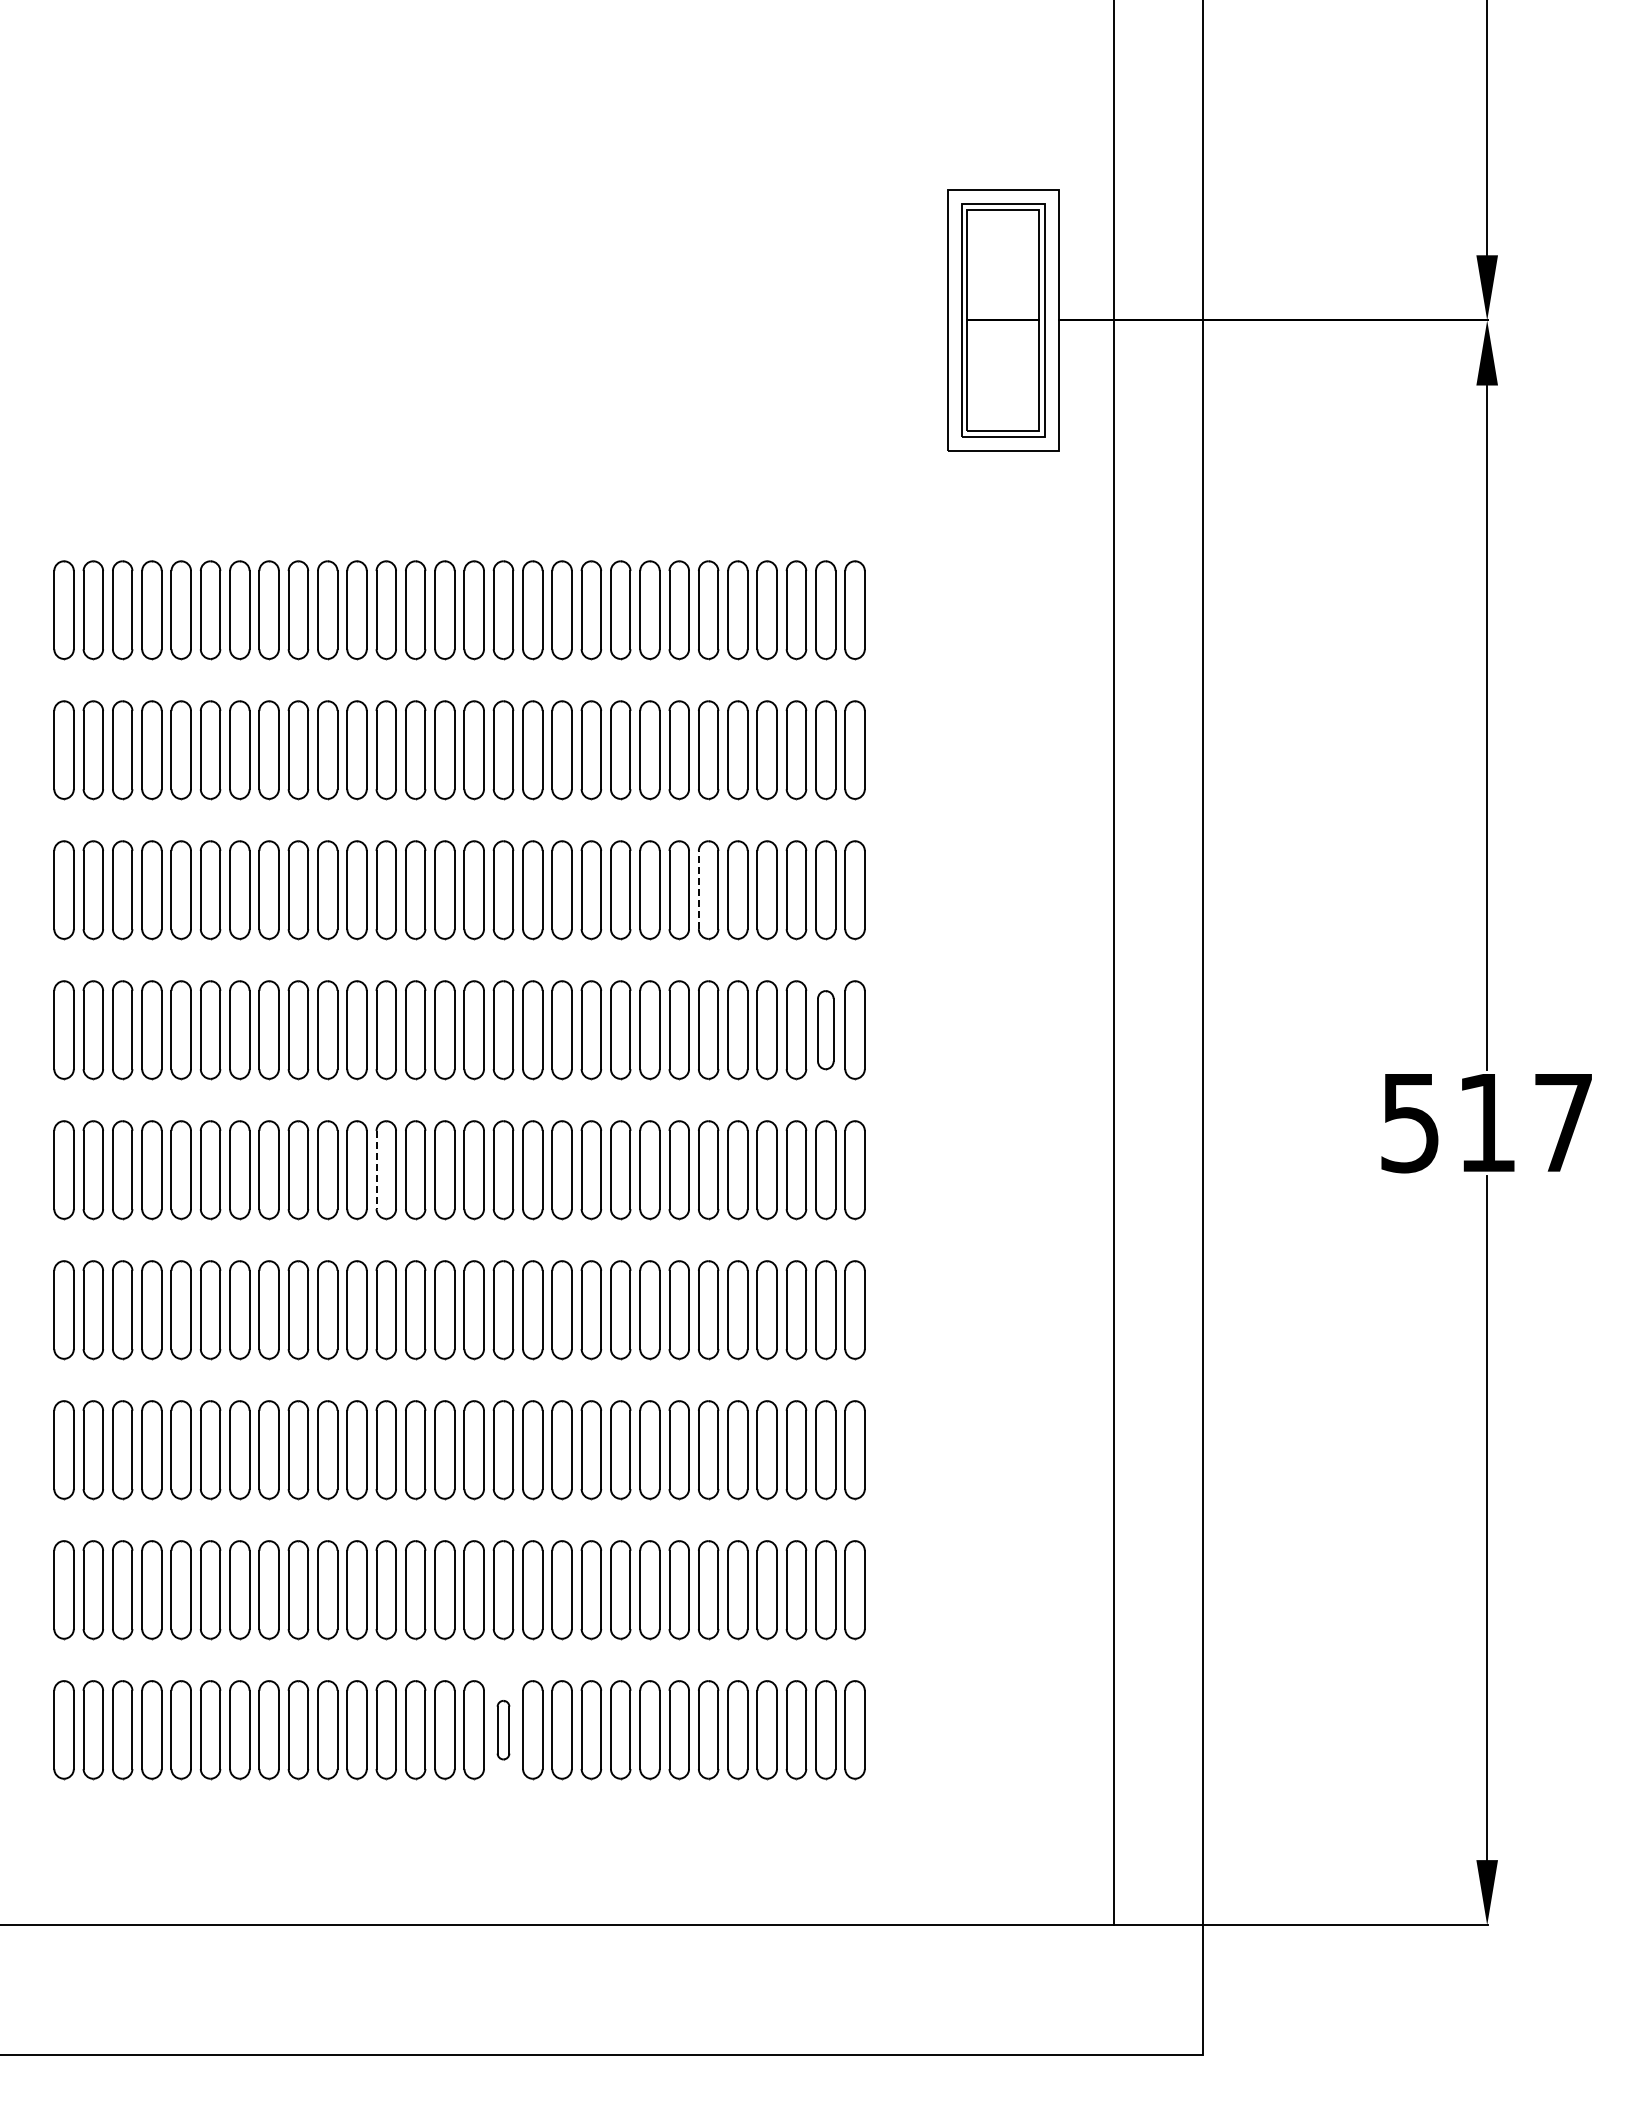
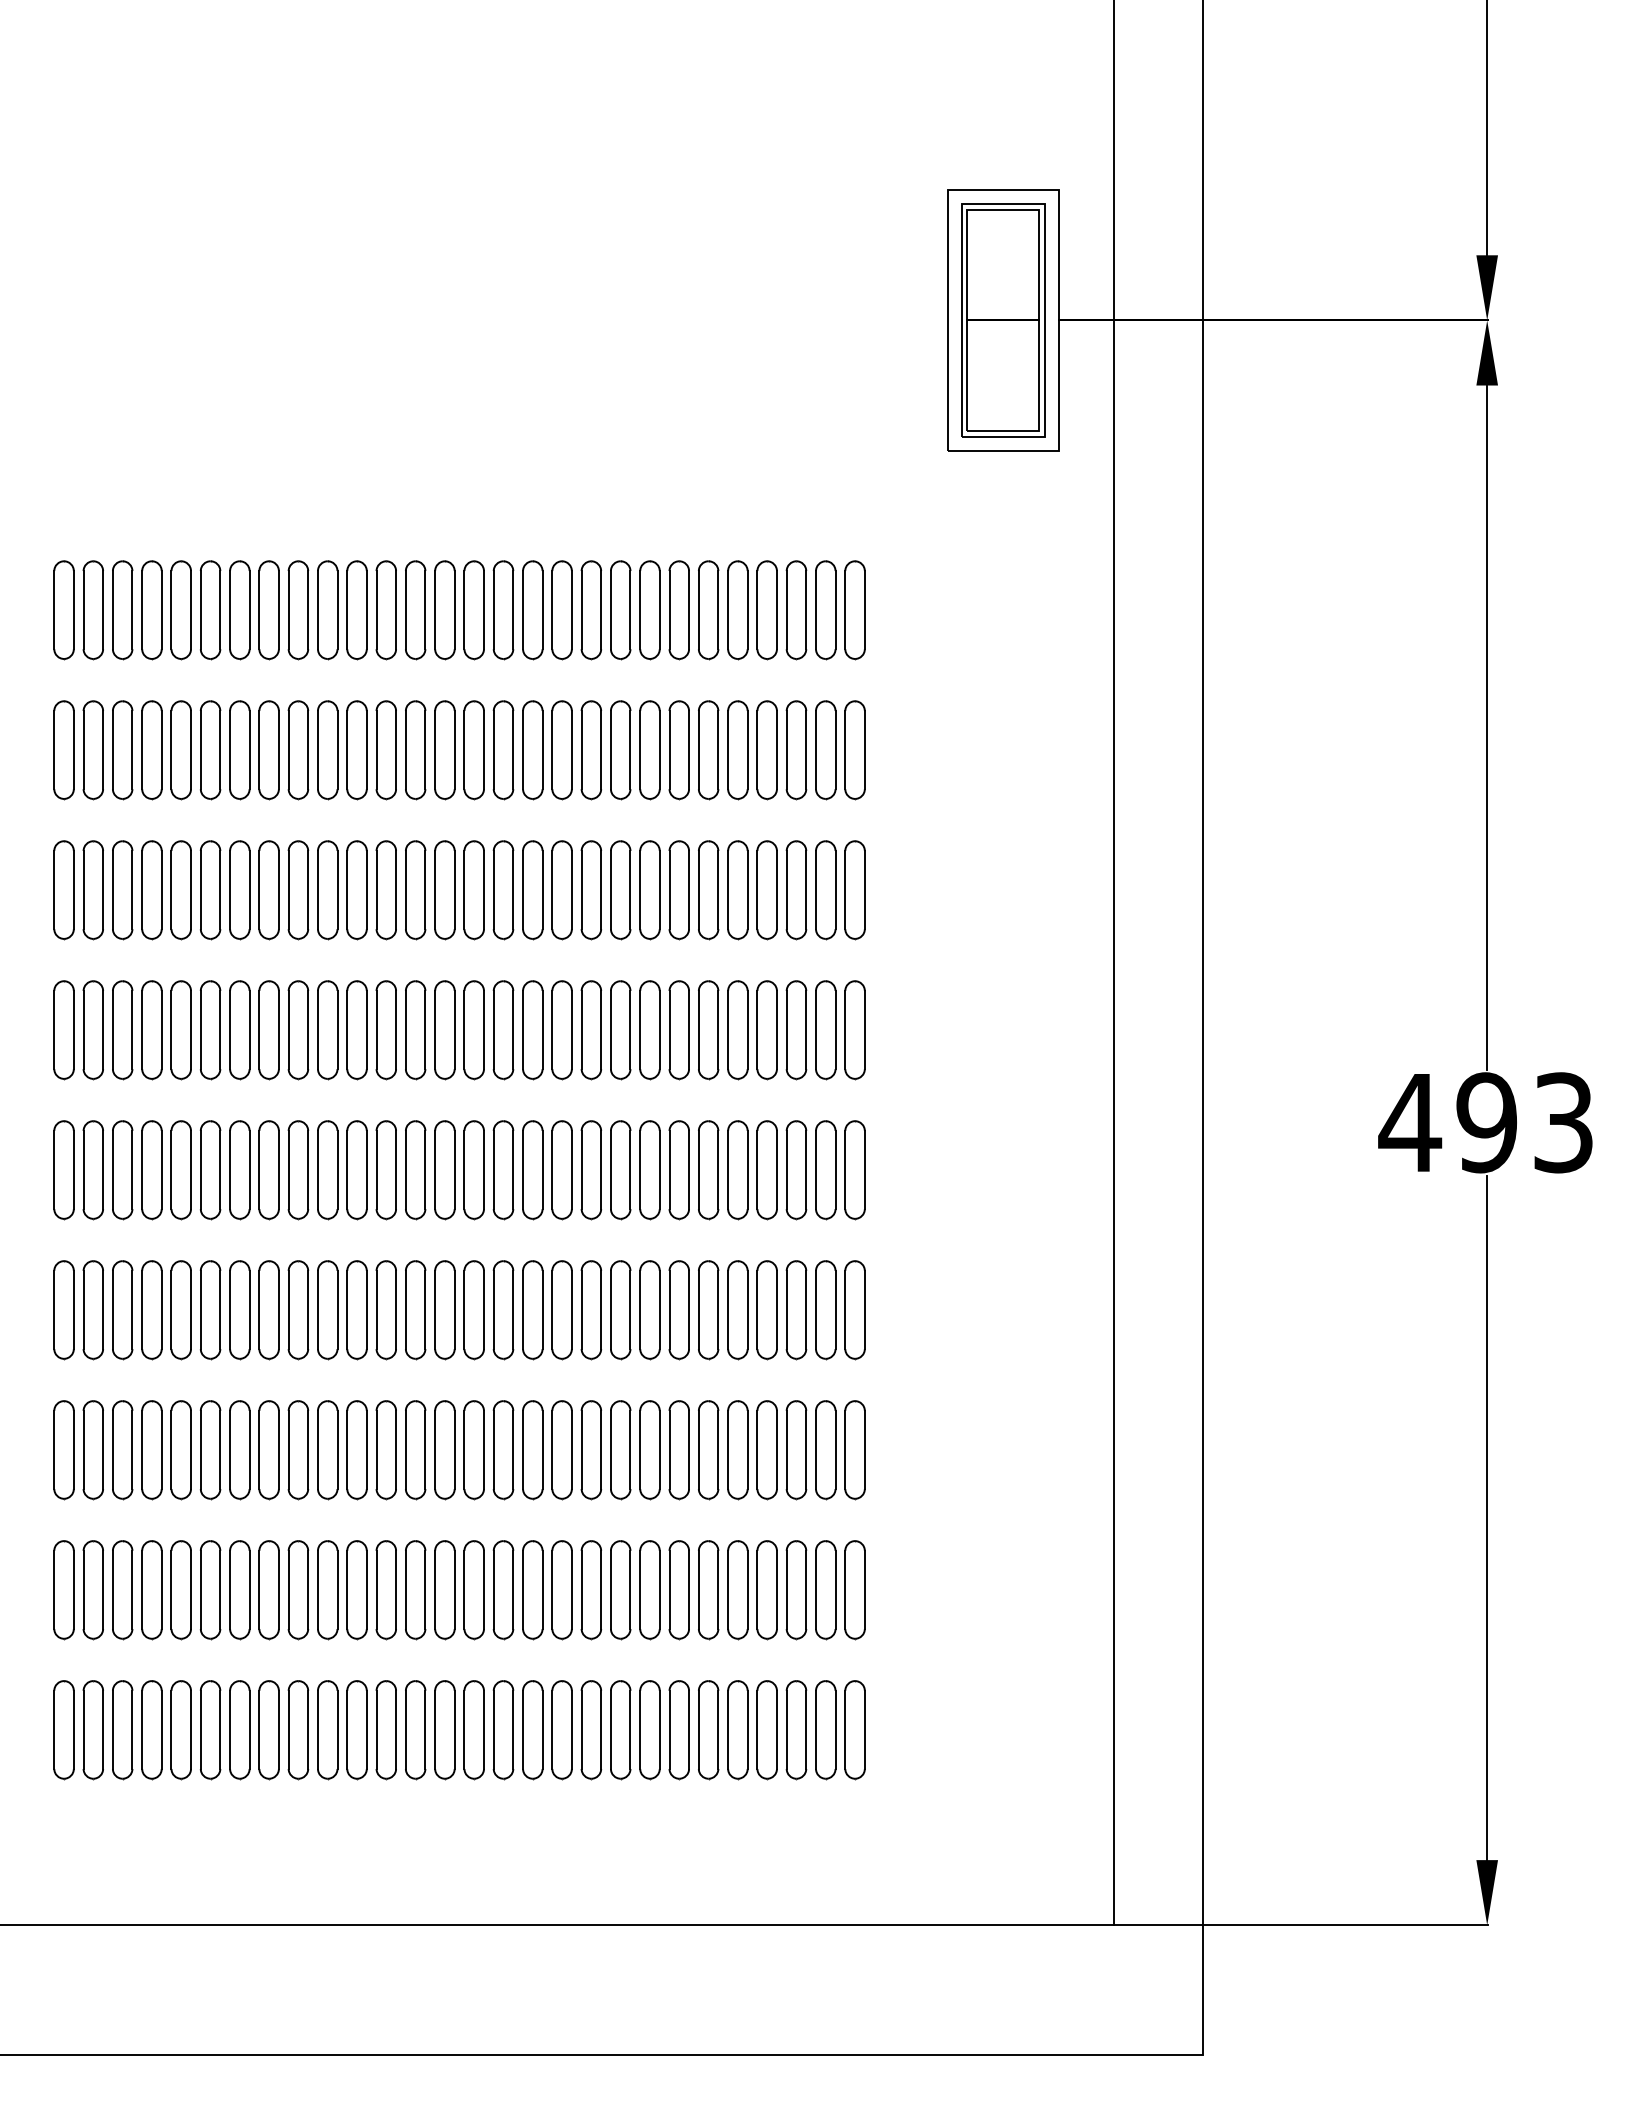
line: dashed -> solid (698, 889)
part size: 18x81 px -> 22x101 px (825, 1030)
text: 517 -> 493 (1485, 1122)
line: dashed -> solid (376, 1170)
part size: 15x61 px -> 23x101 px (503, 1730)
